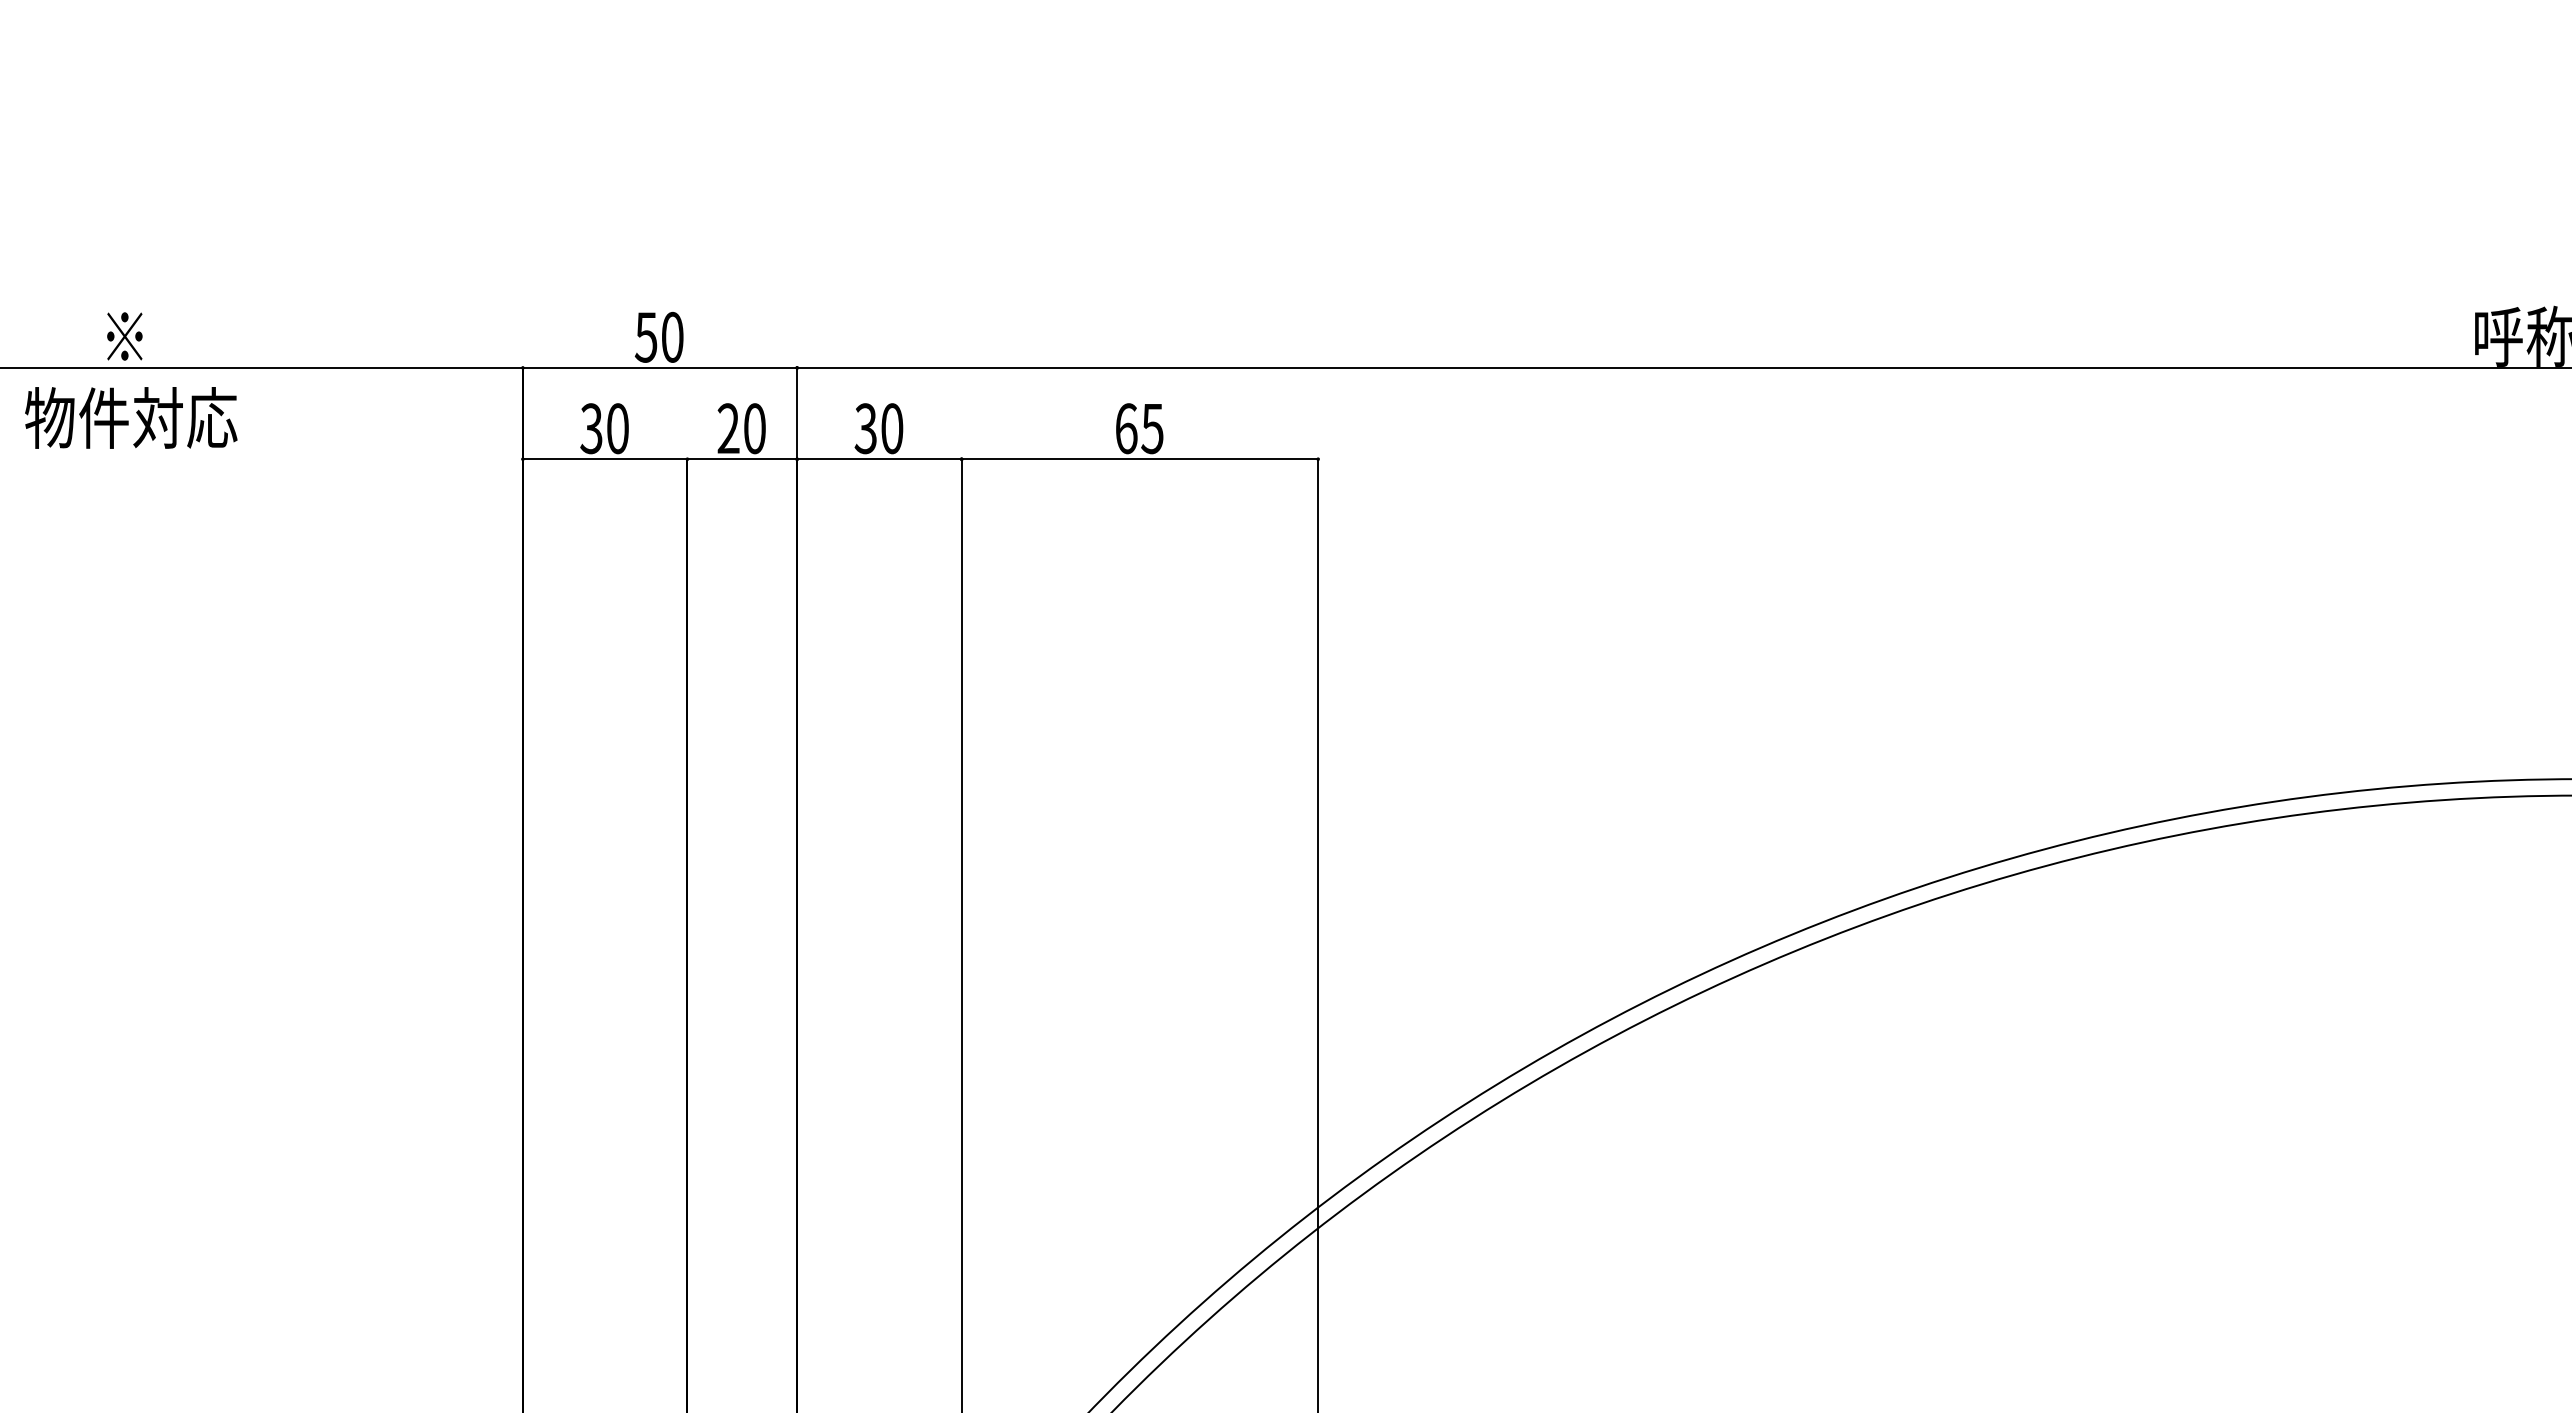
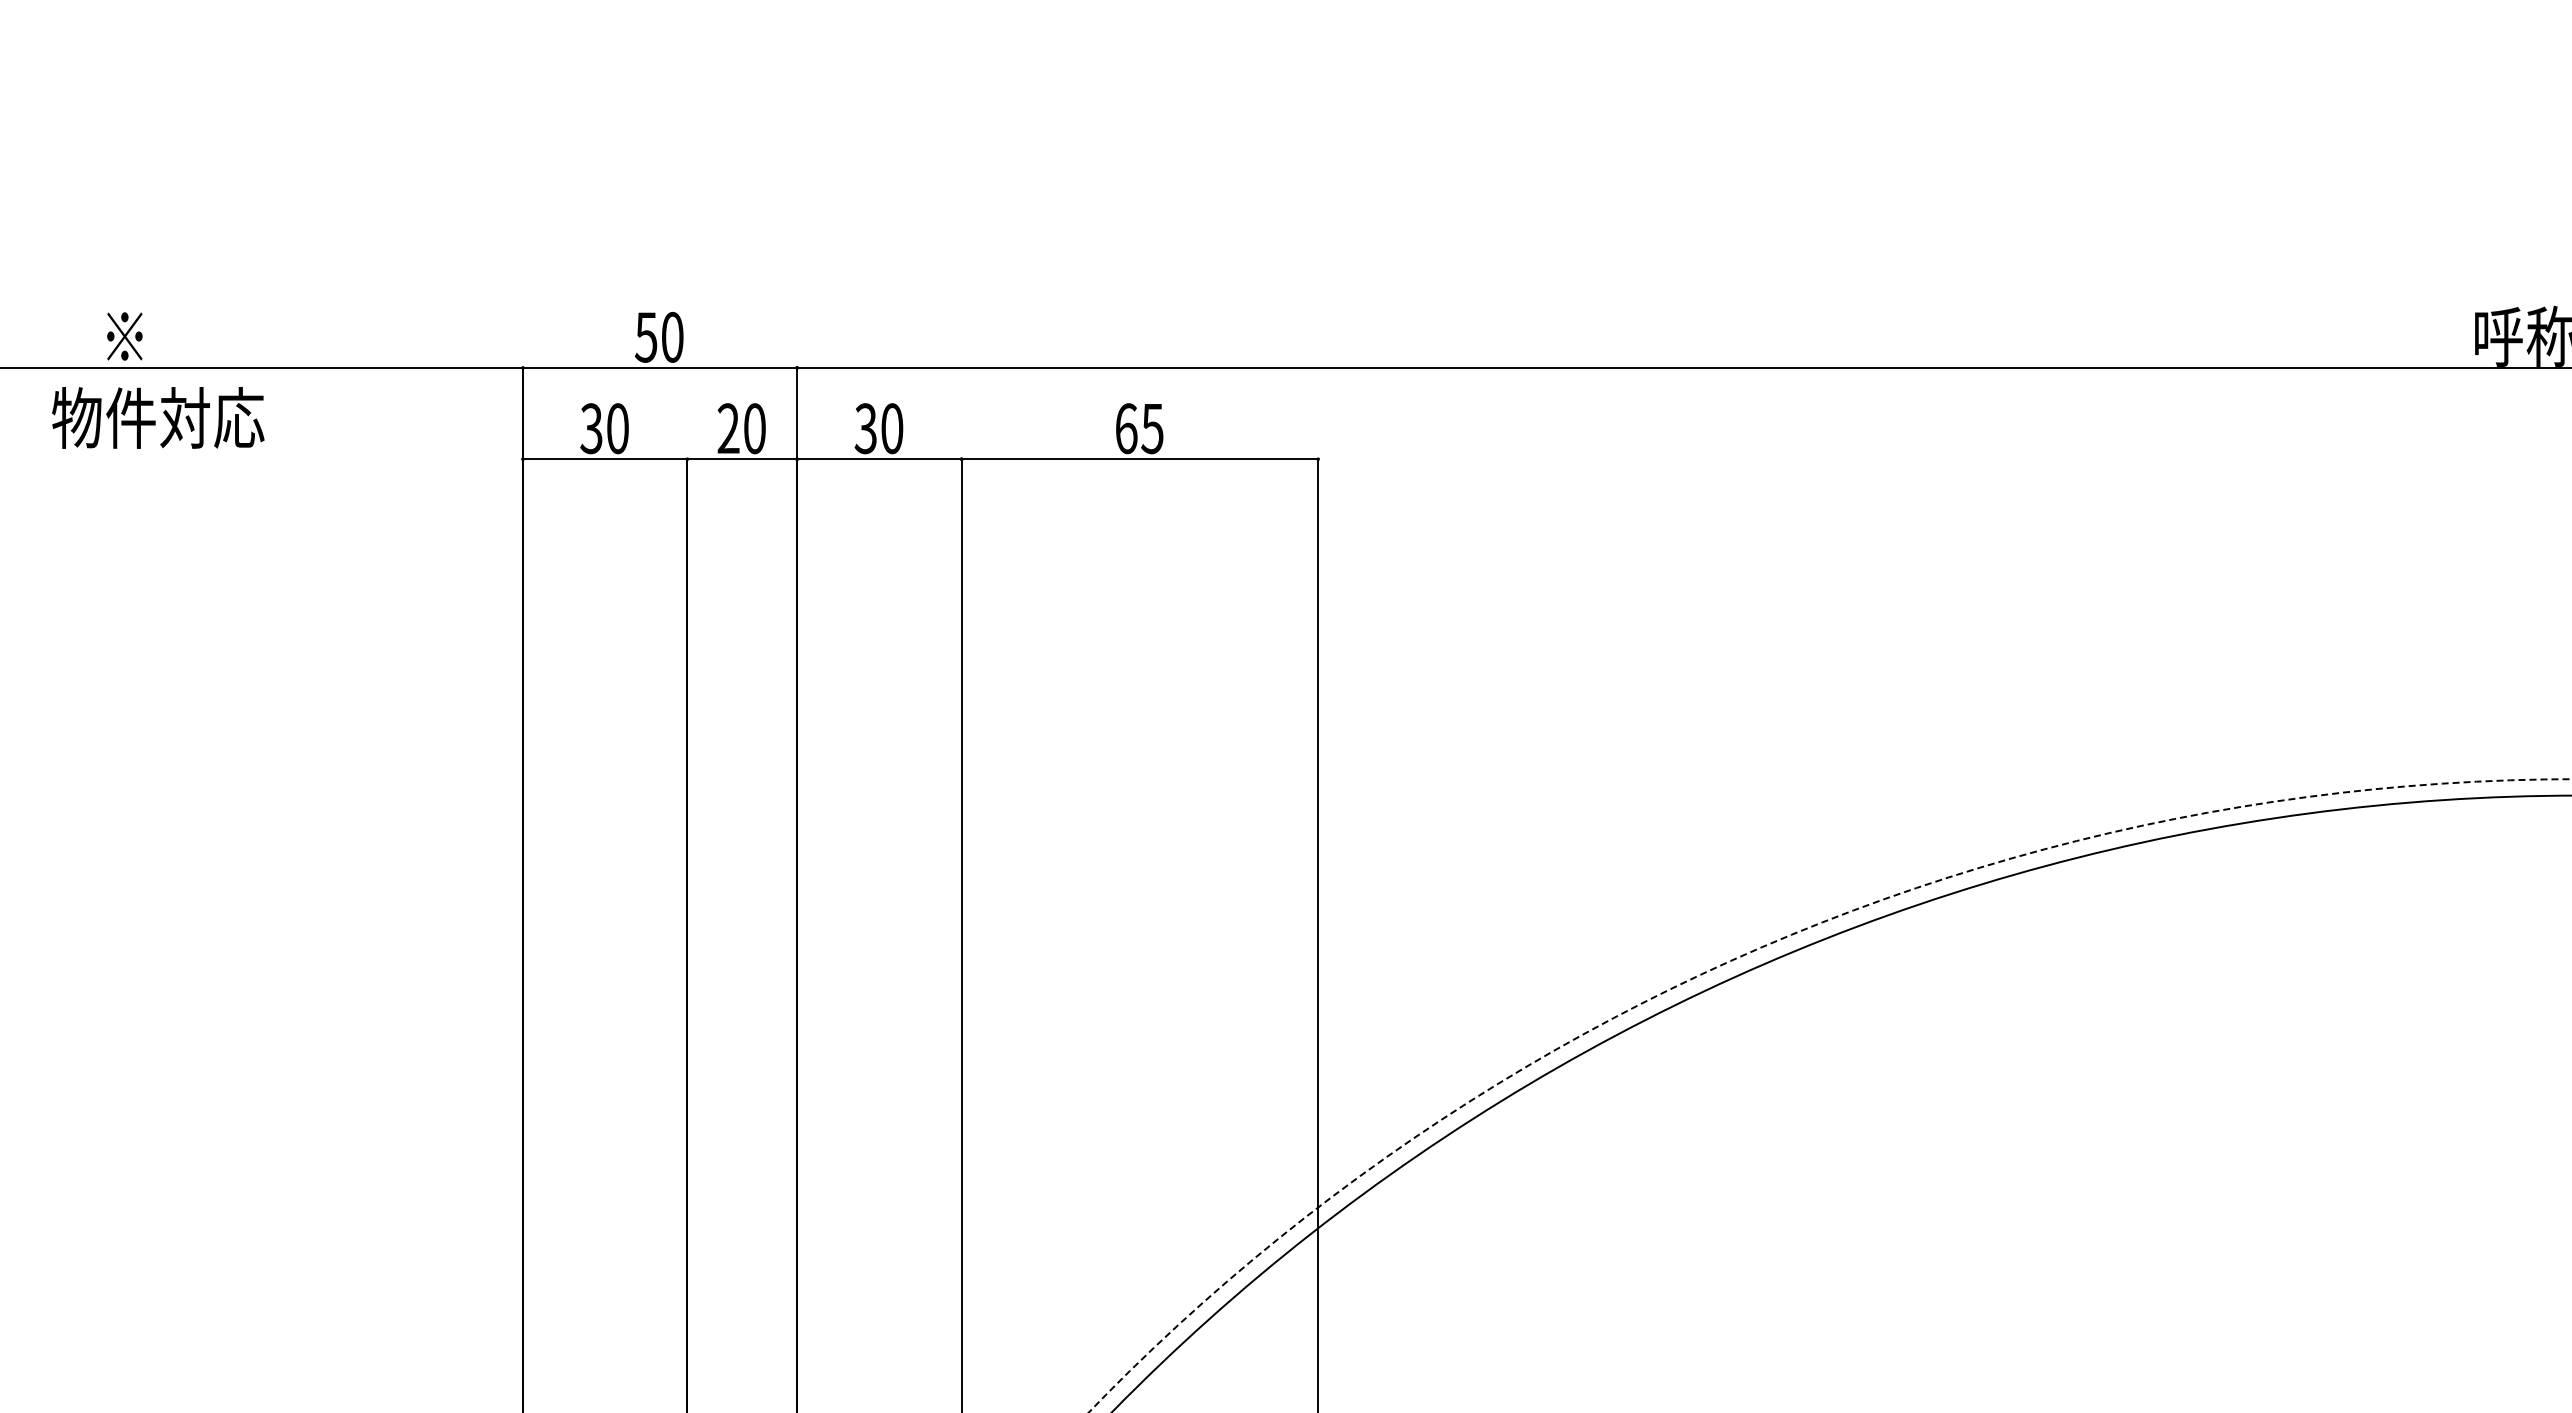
text position: (131, 417) -> (158, 417) (158, 417)
arc: solid -> dashed (1762, 946)
